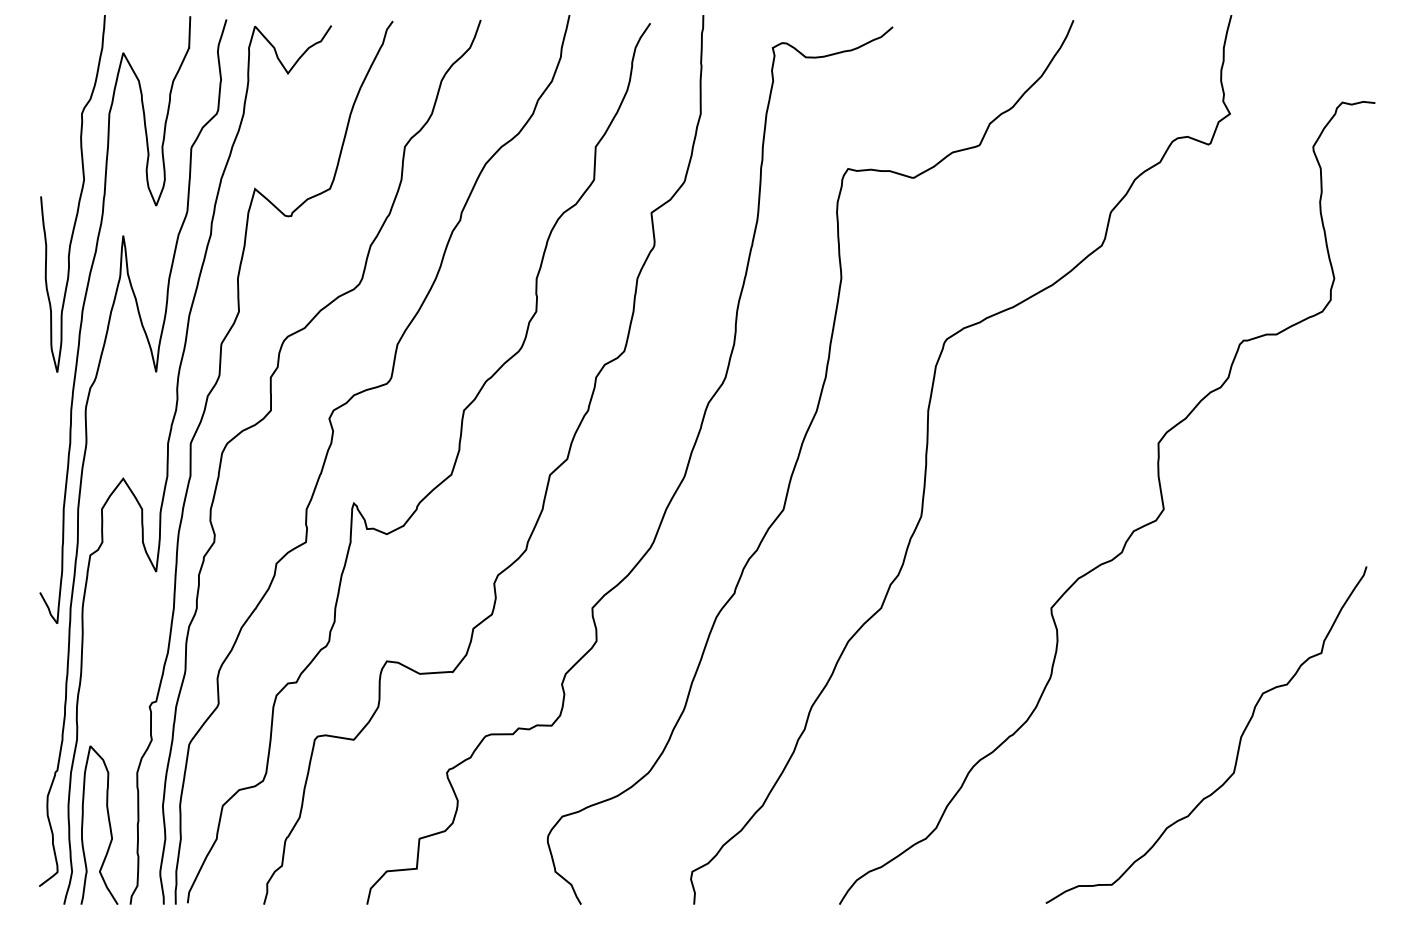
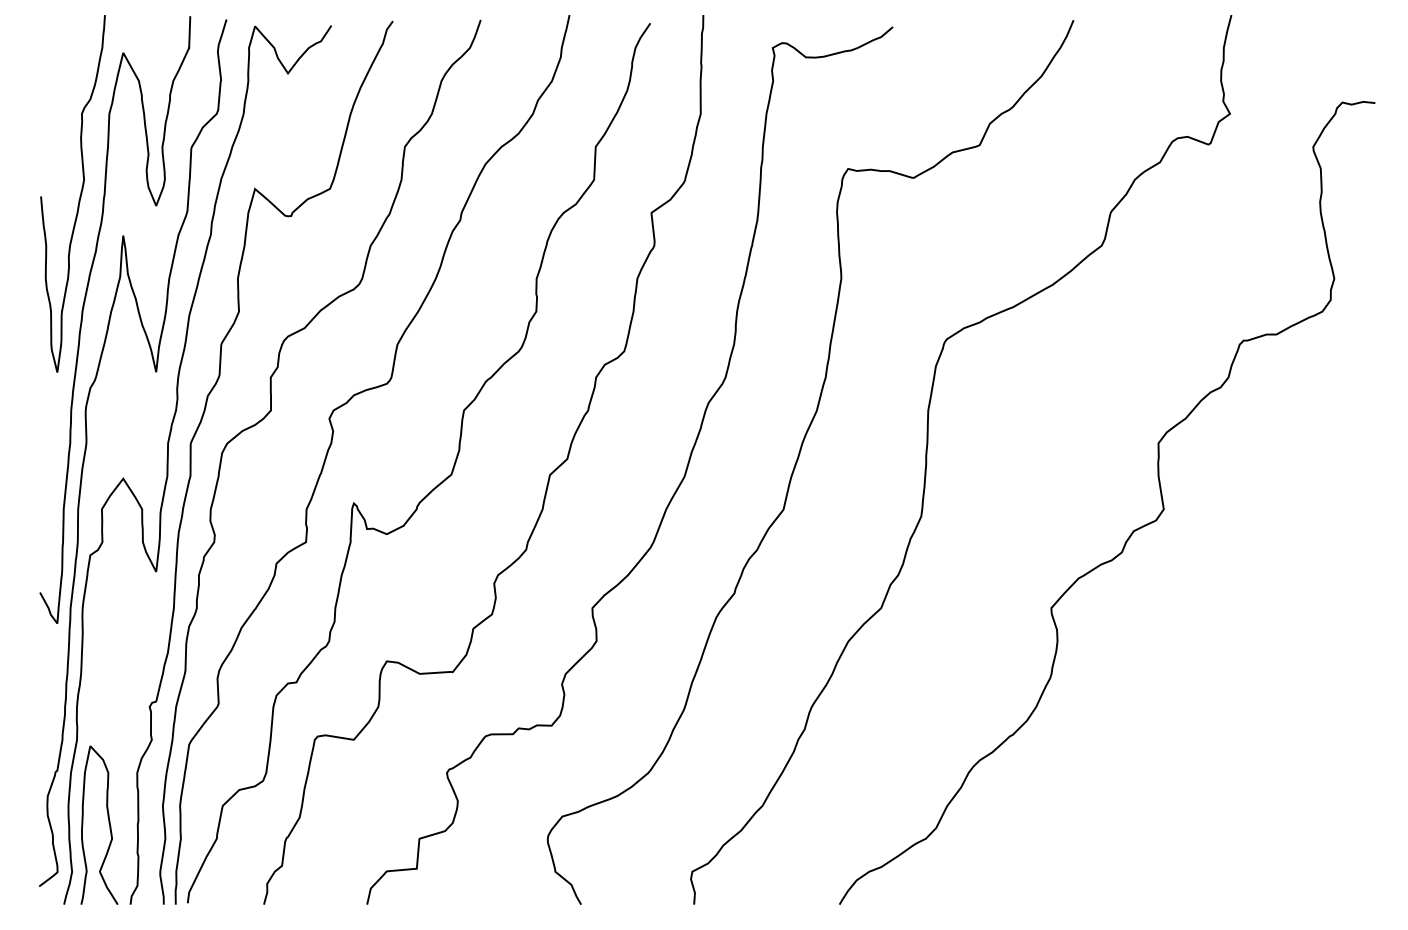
curve: present -> none (1239, 739)
